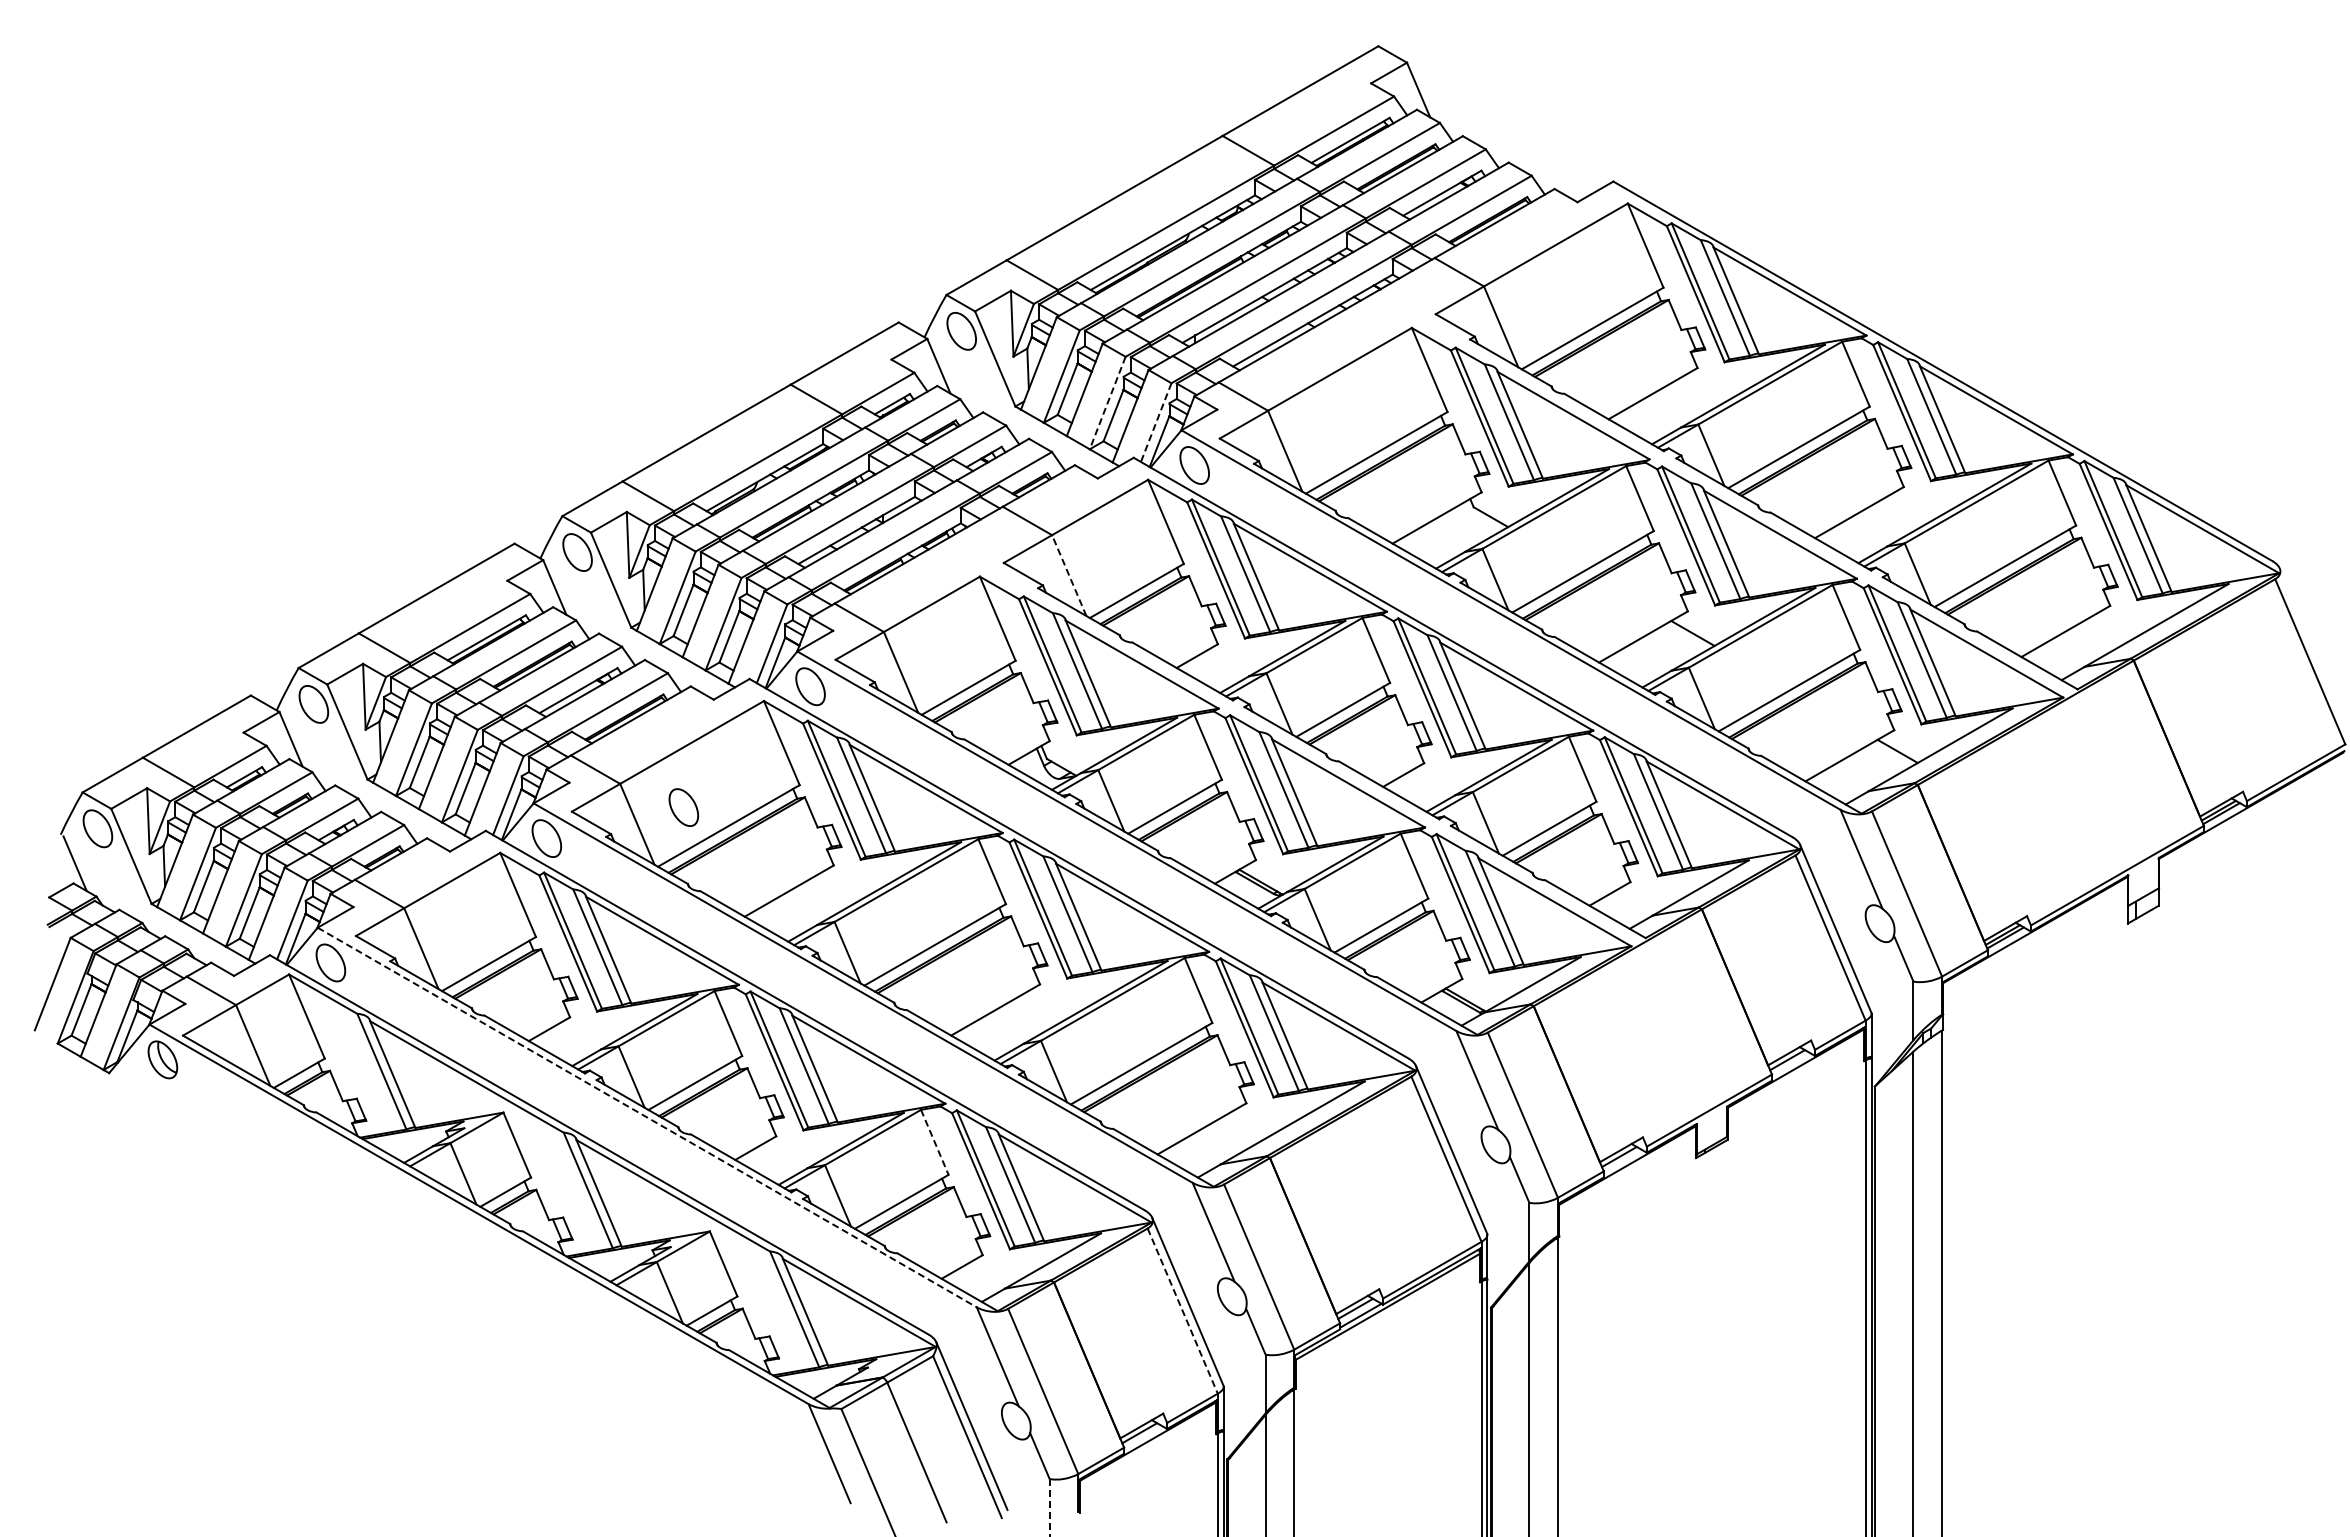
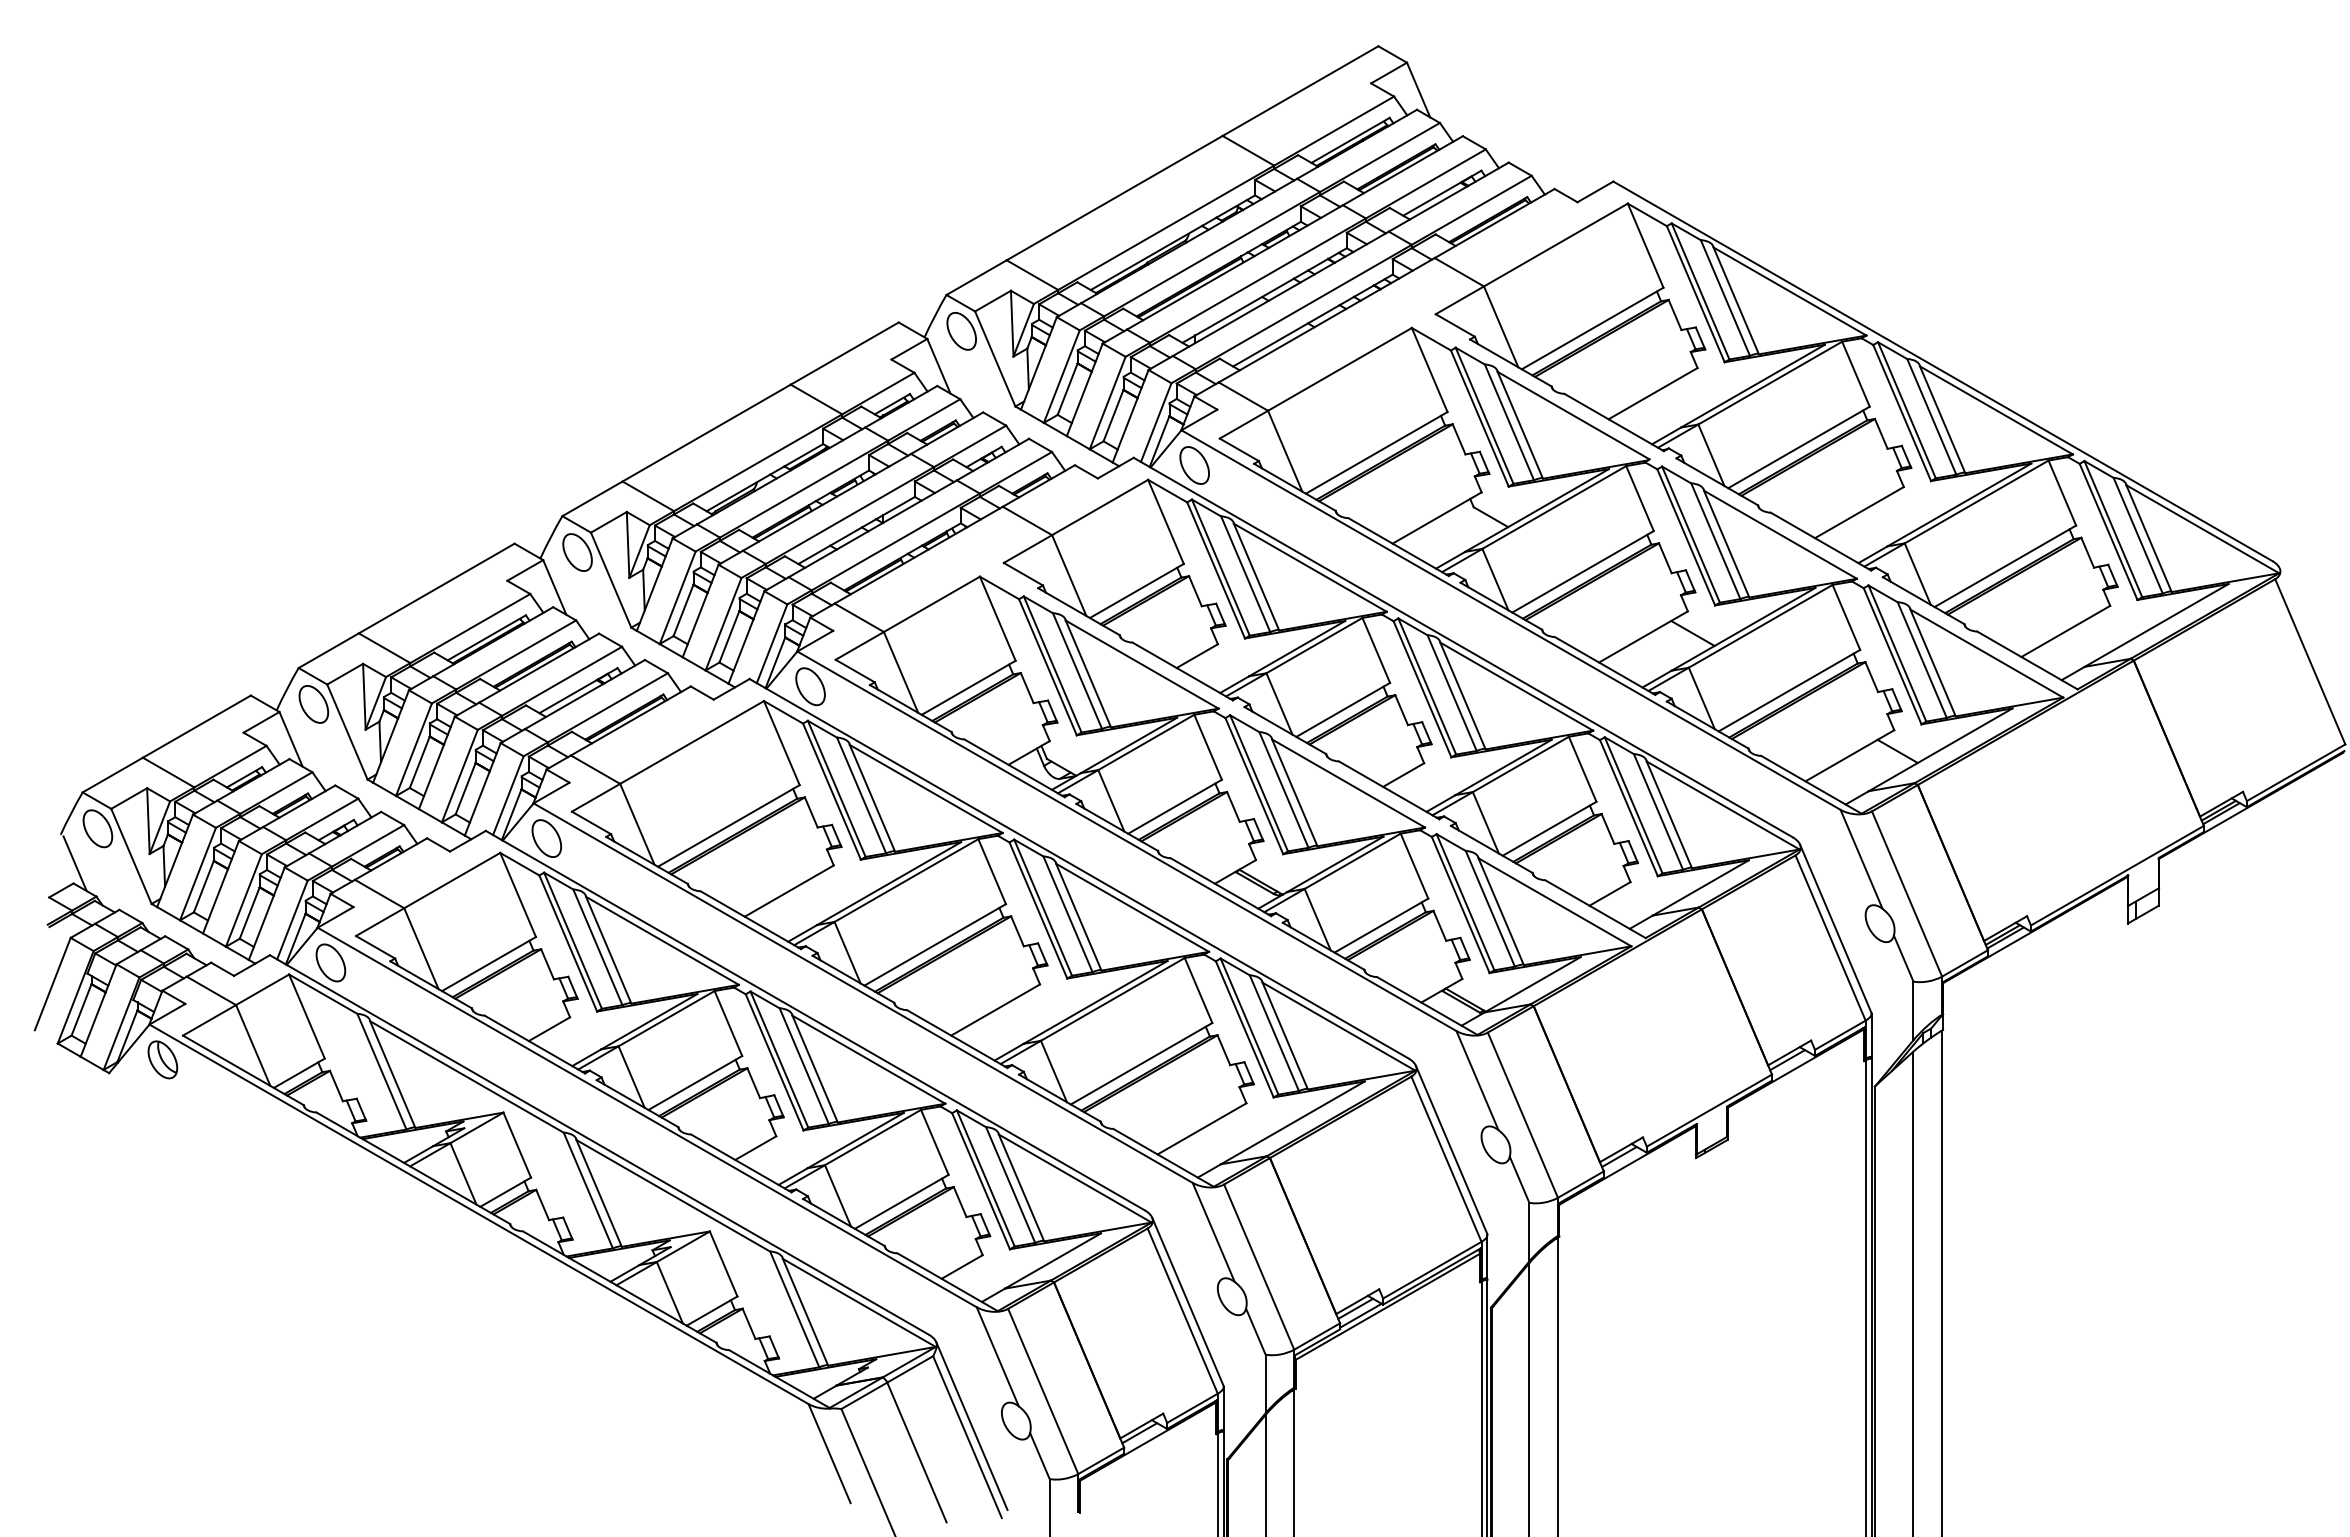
line: dashed -> solid (1107, 403)
line: dashed -> solid (1156, 423)
line: dashed -> solid (1069, 575)
part: present -> none (683, 807)
line: dashed -> solid (647, 1117)
line: dashed -> solid (935, 1142)
line: dashed -> solid (1182, 1311)
line: dashed -> solid (1049, 1507)
